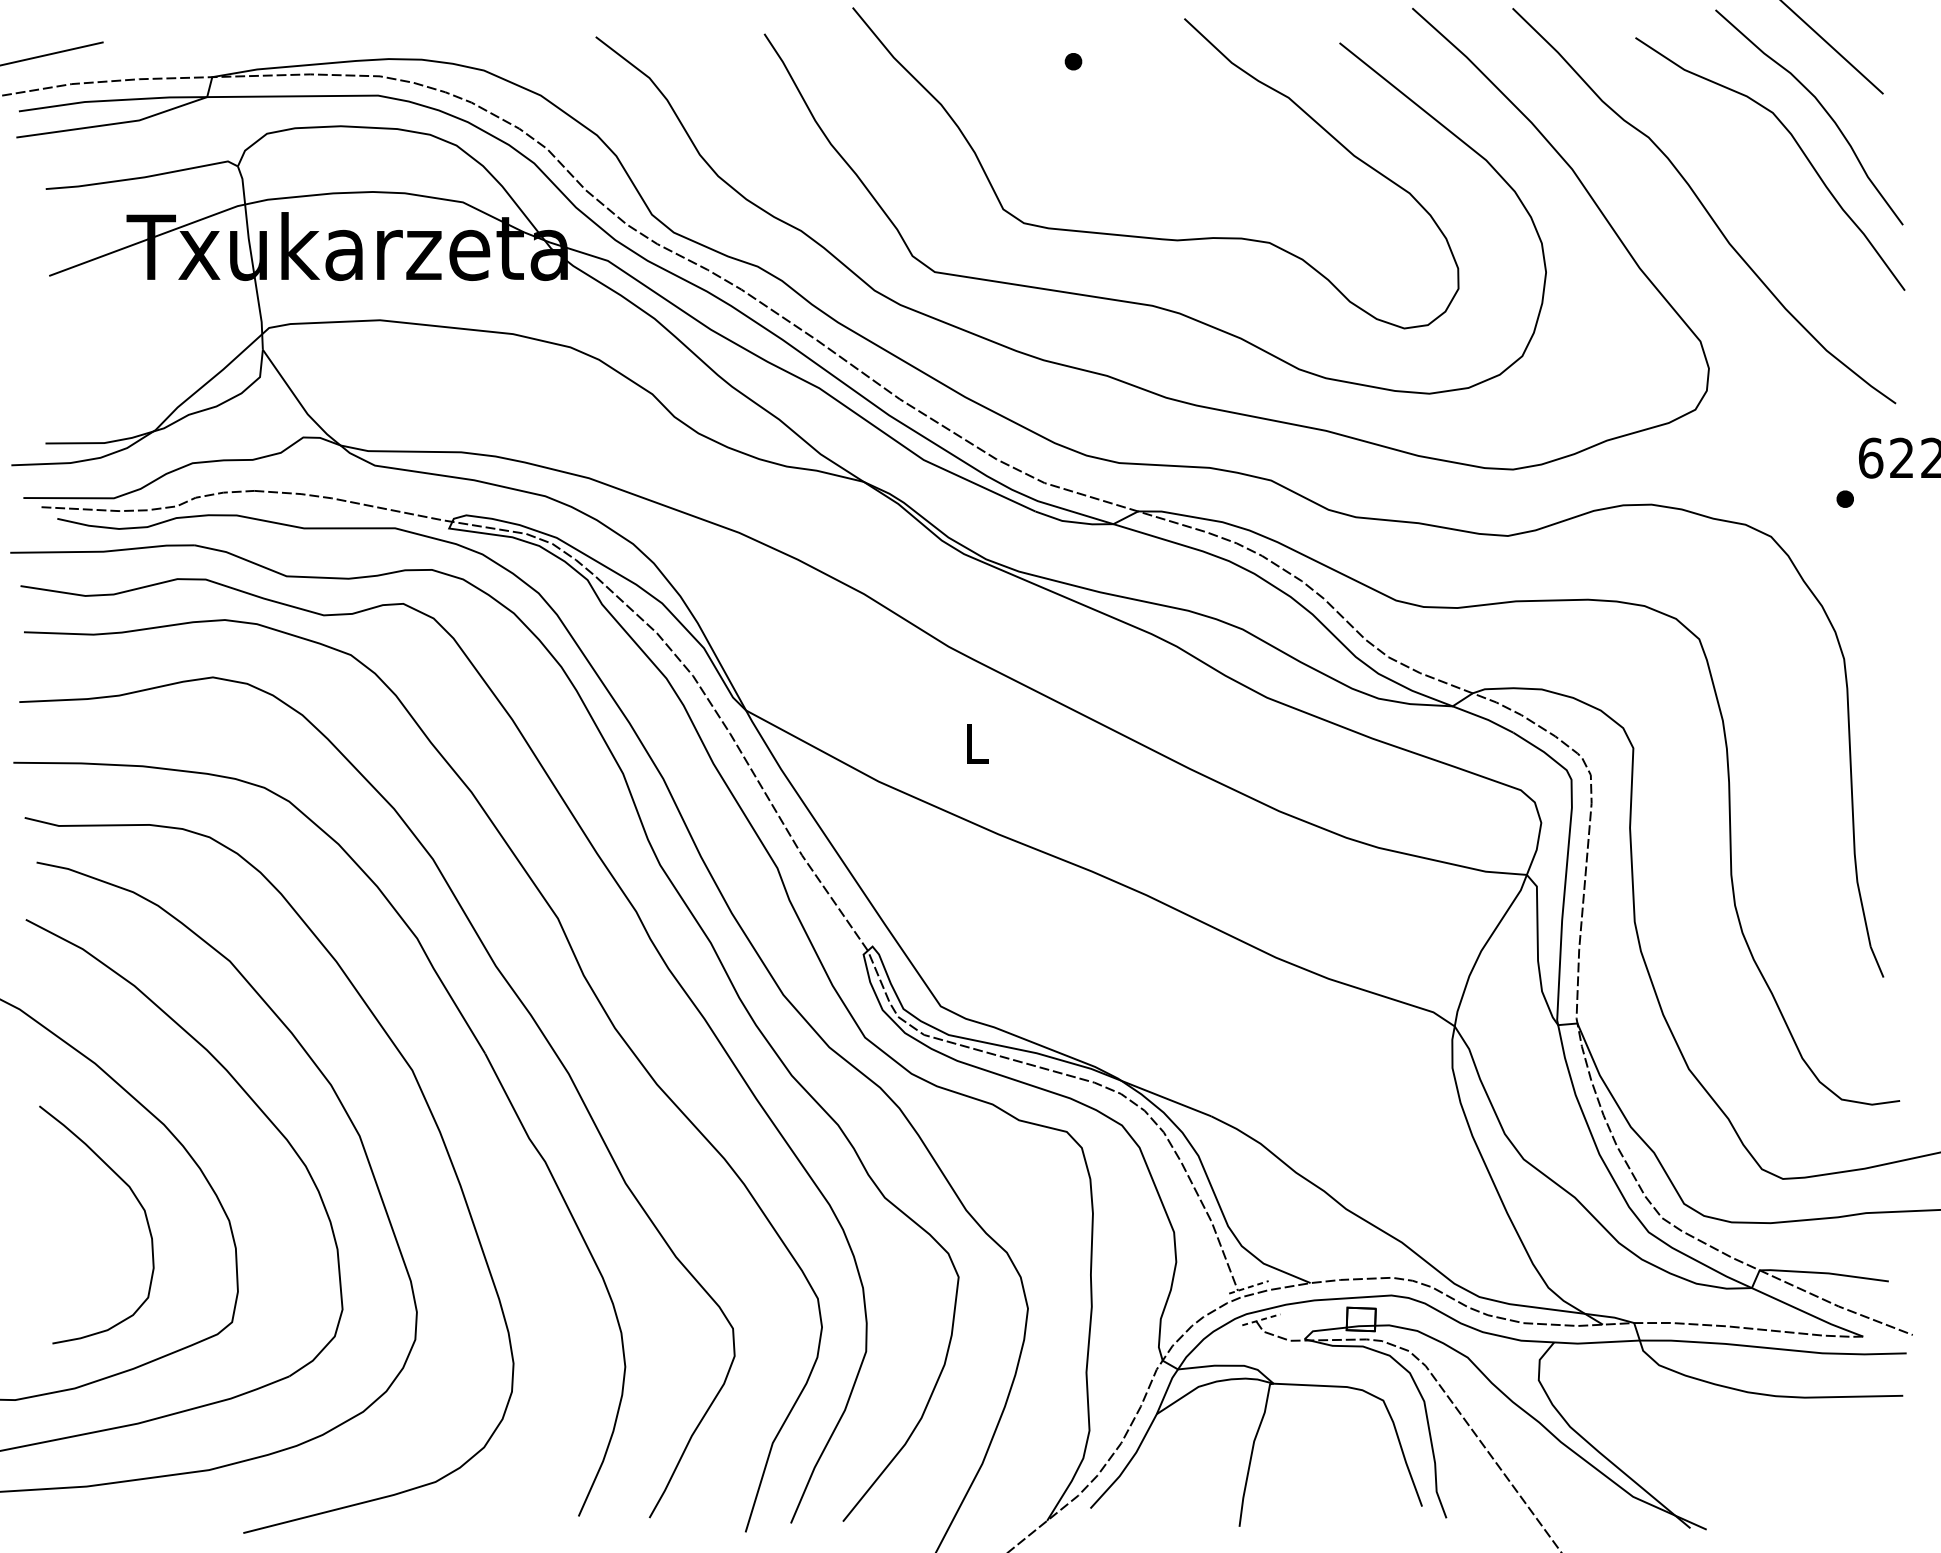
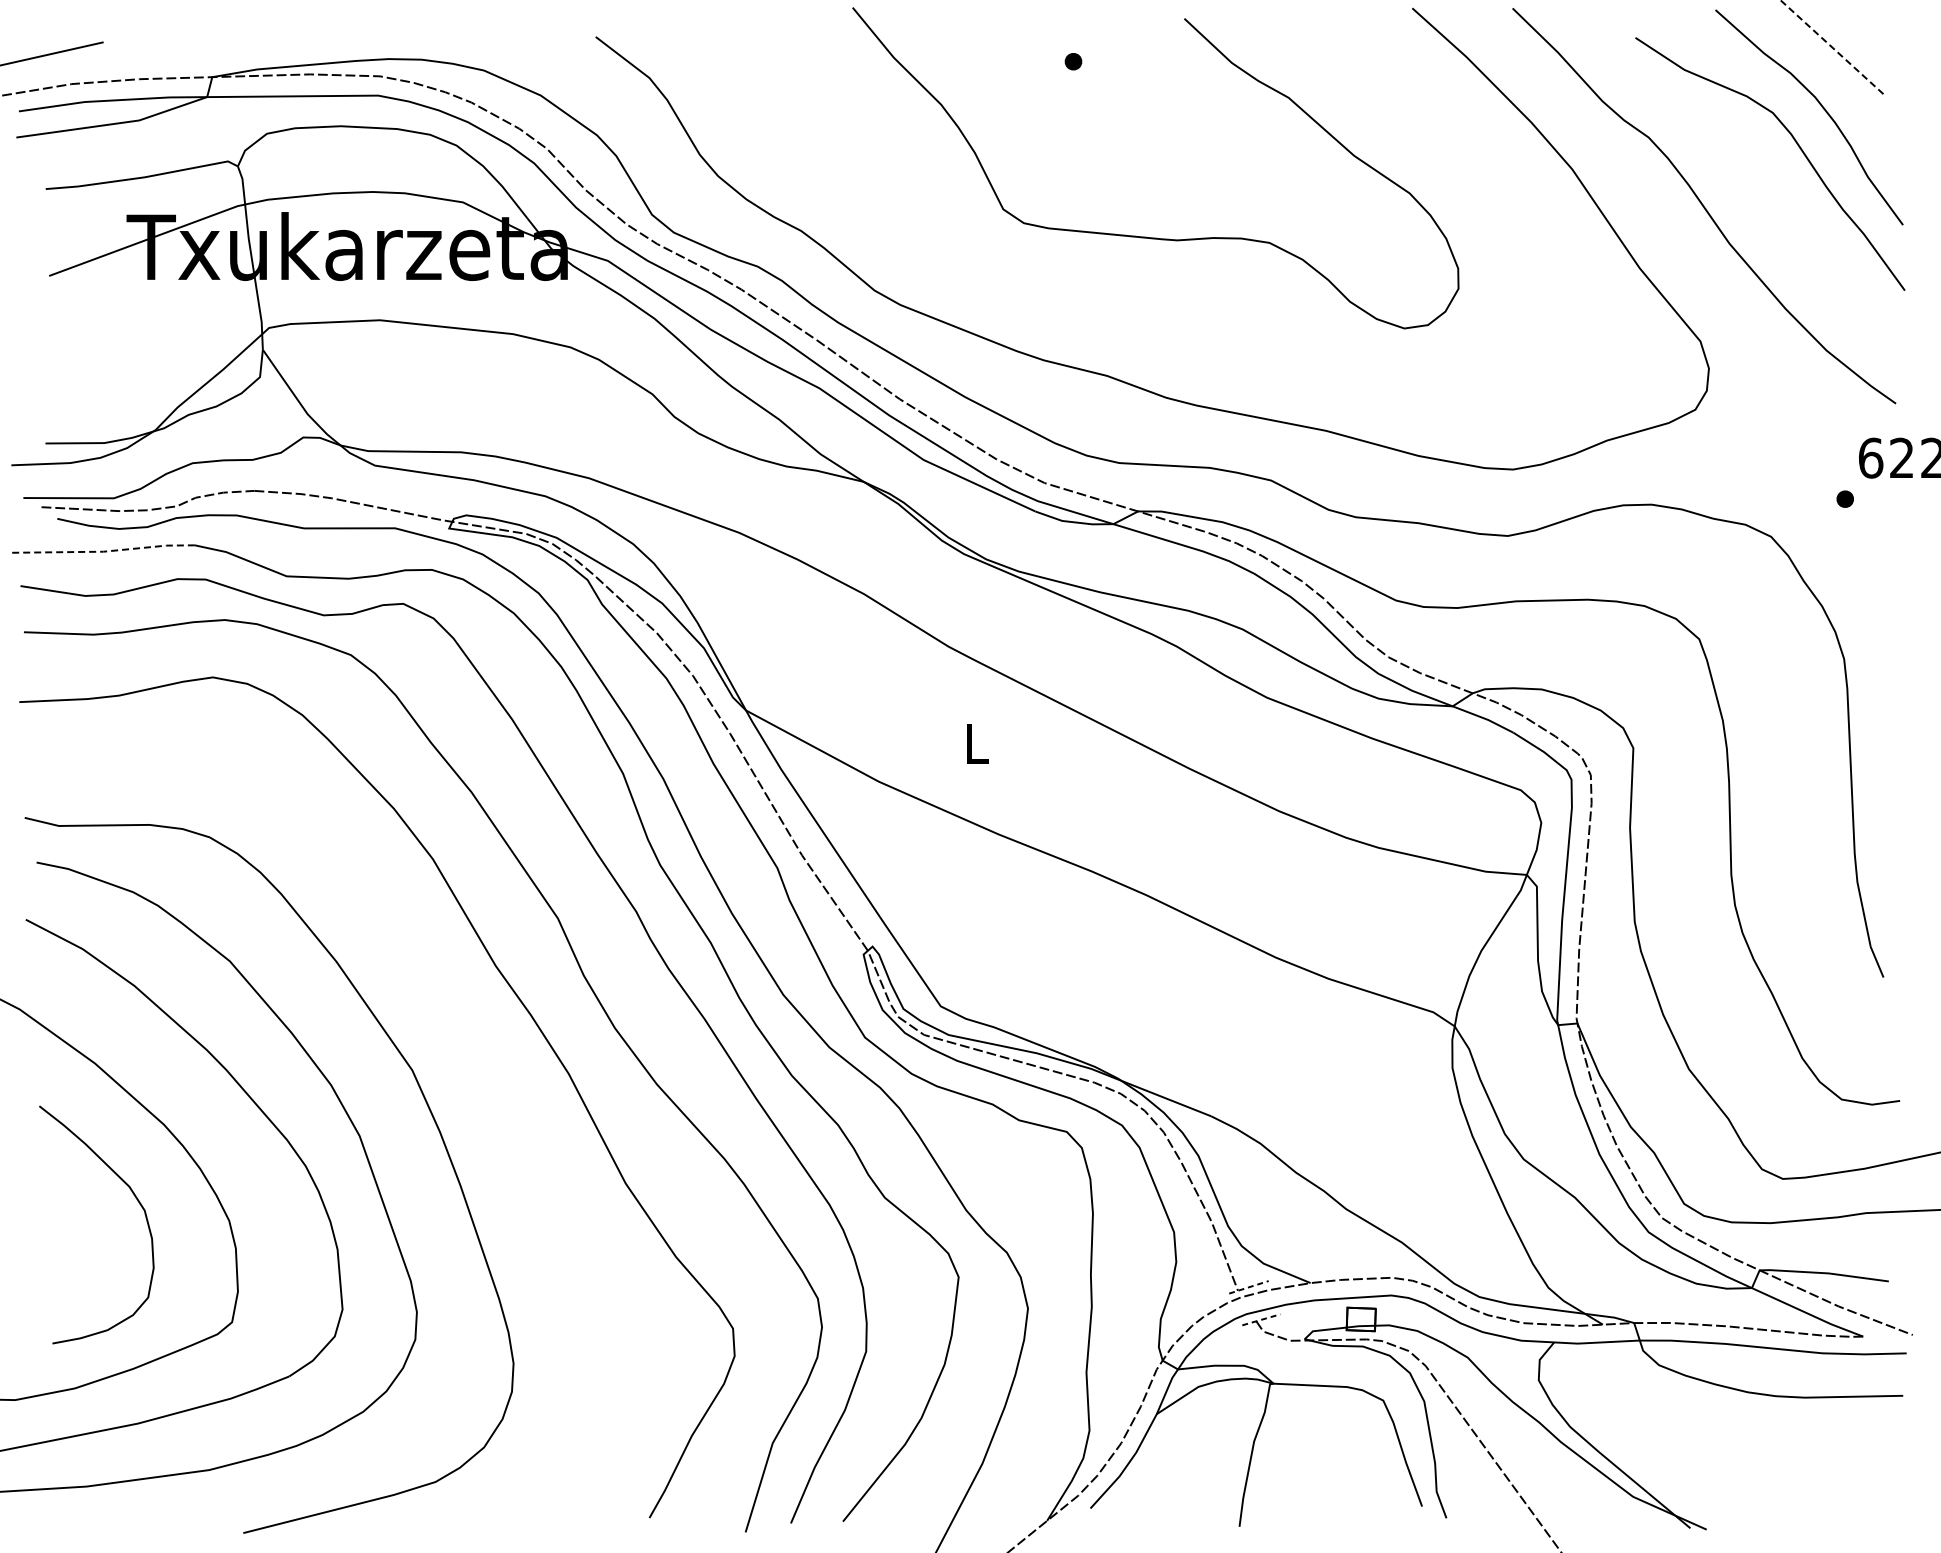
line: solid -> dashed (1831, 47)
curve: present -> none (1139, 302)
line: solid -> dashed (103, 551)
part: present -> none (476, 1041)
